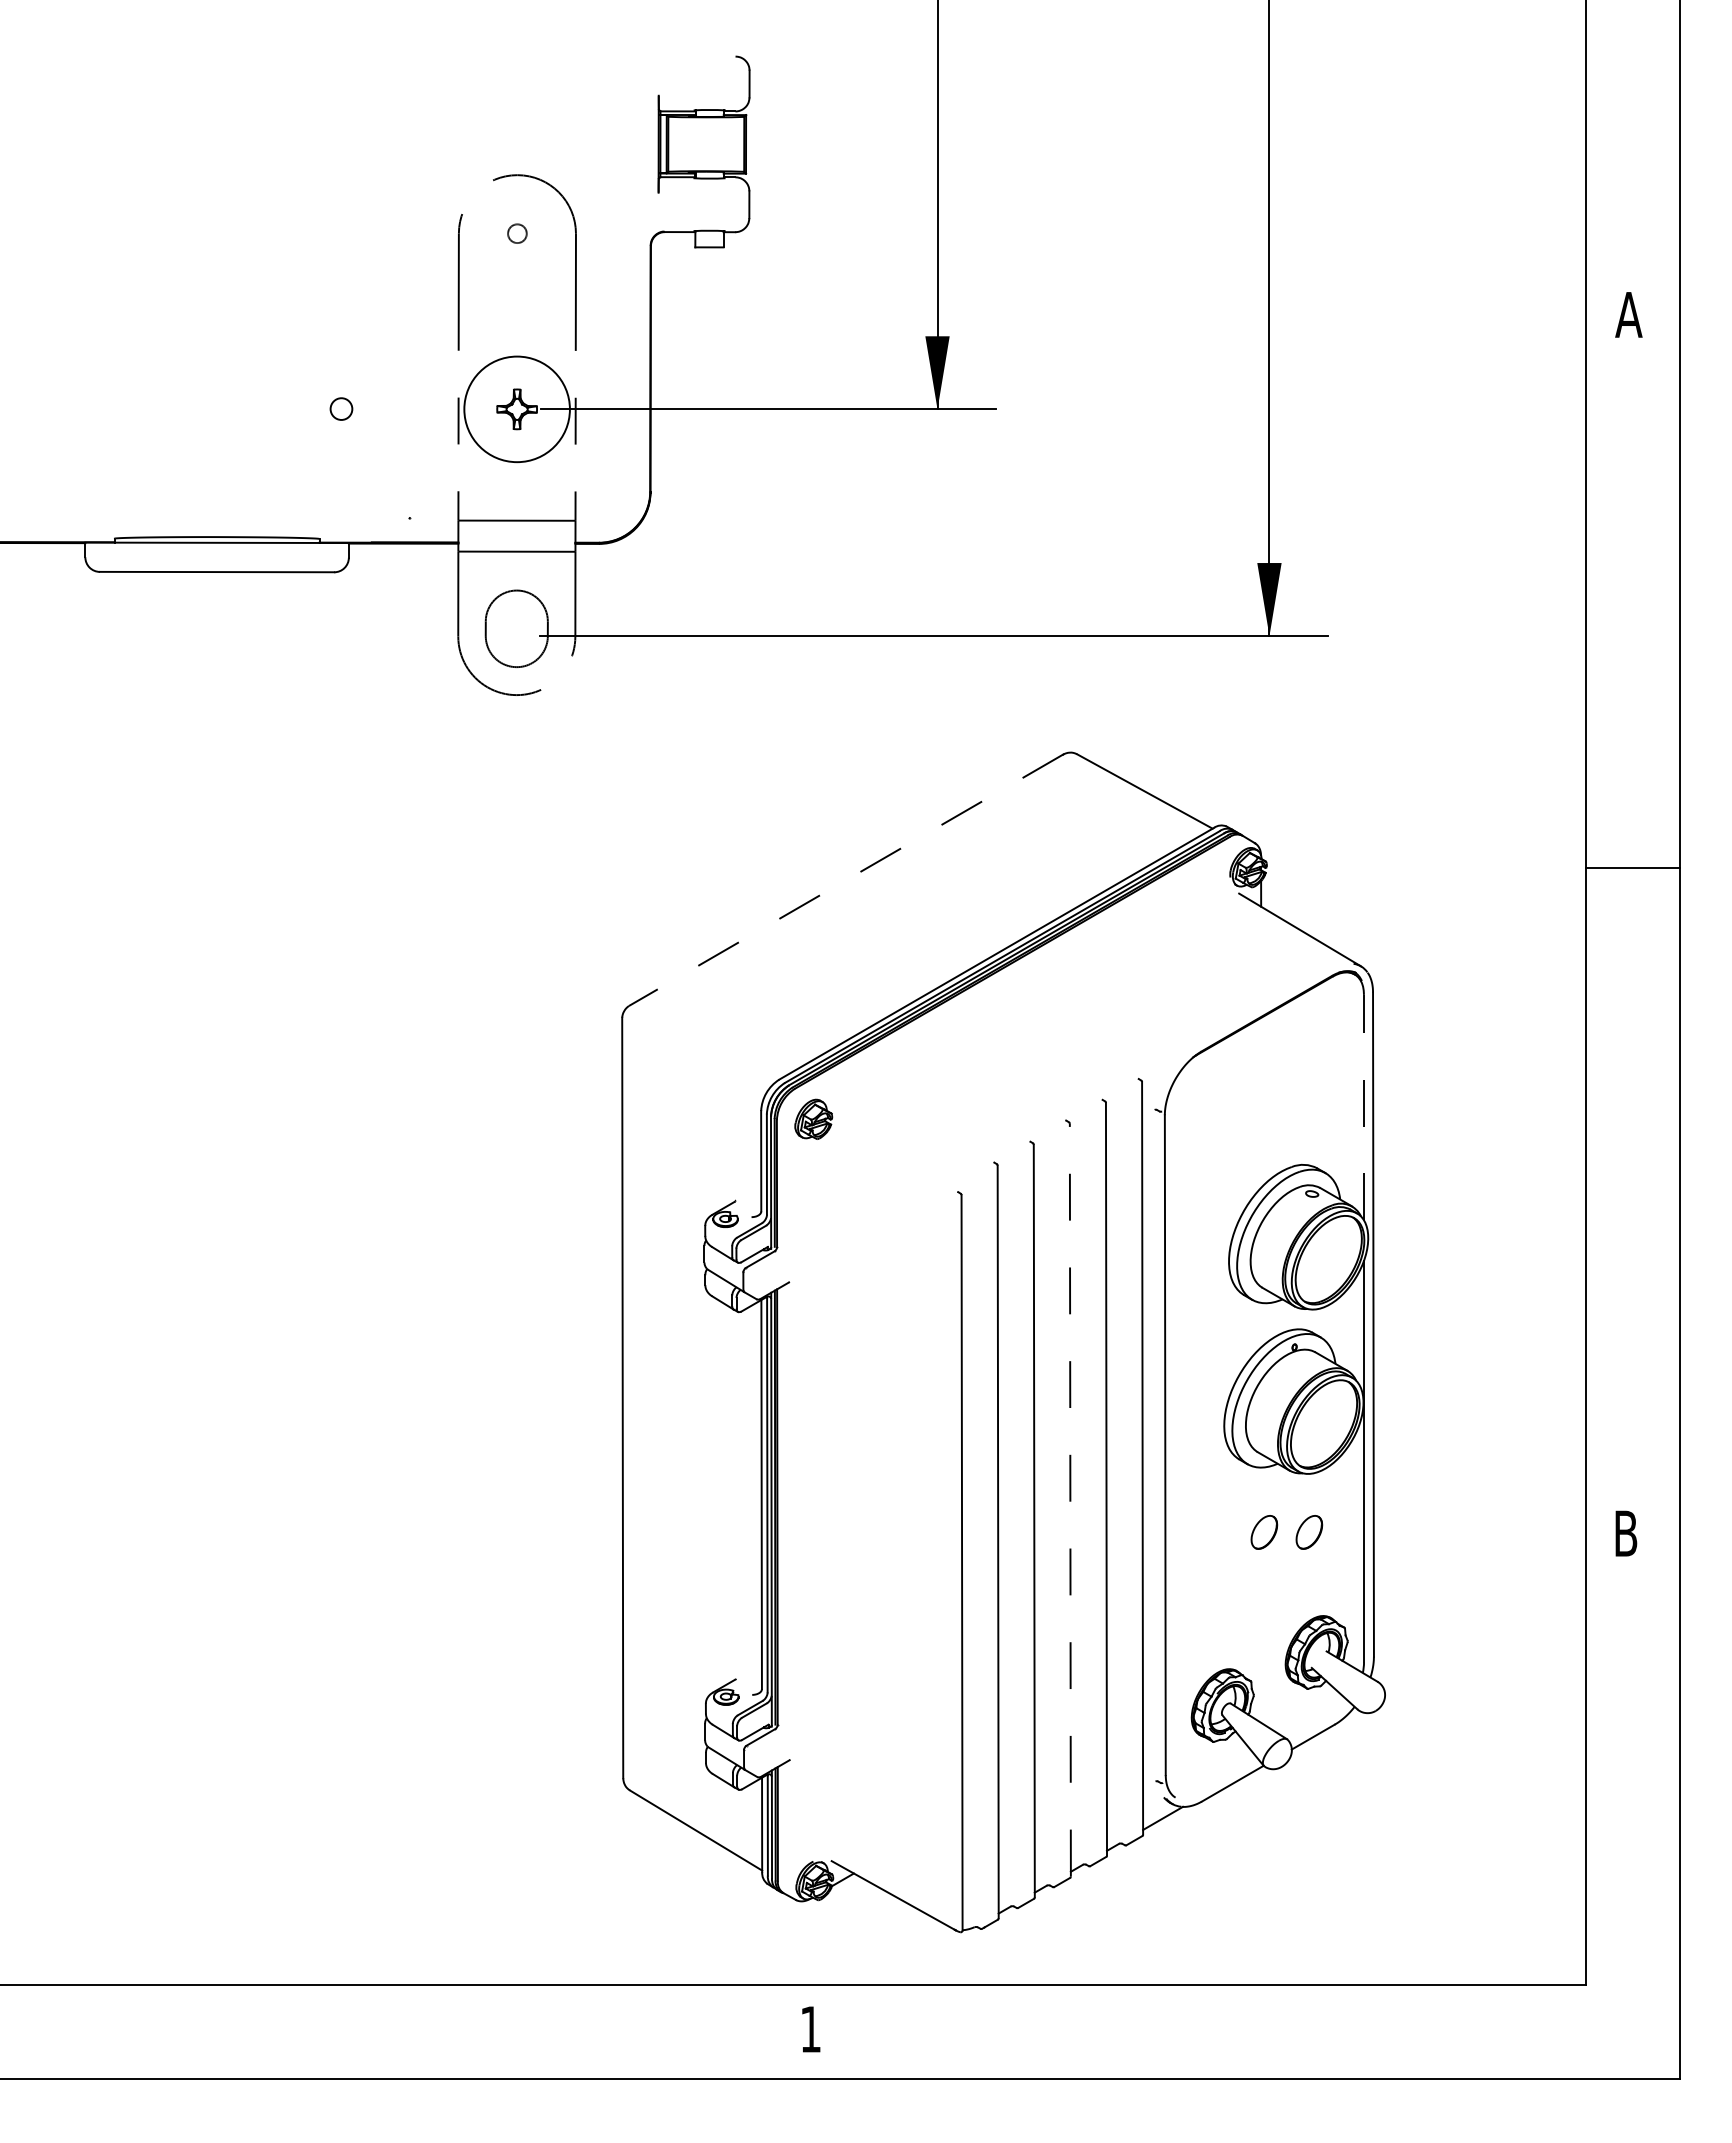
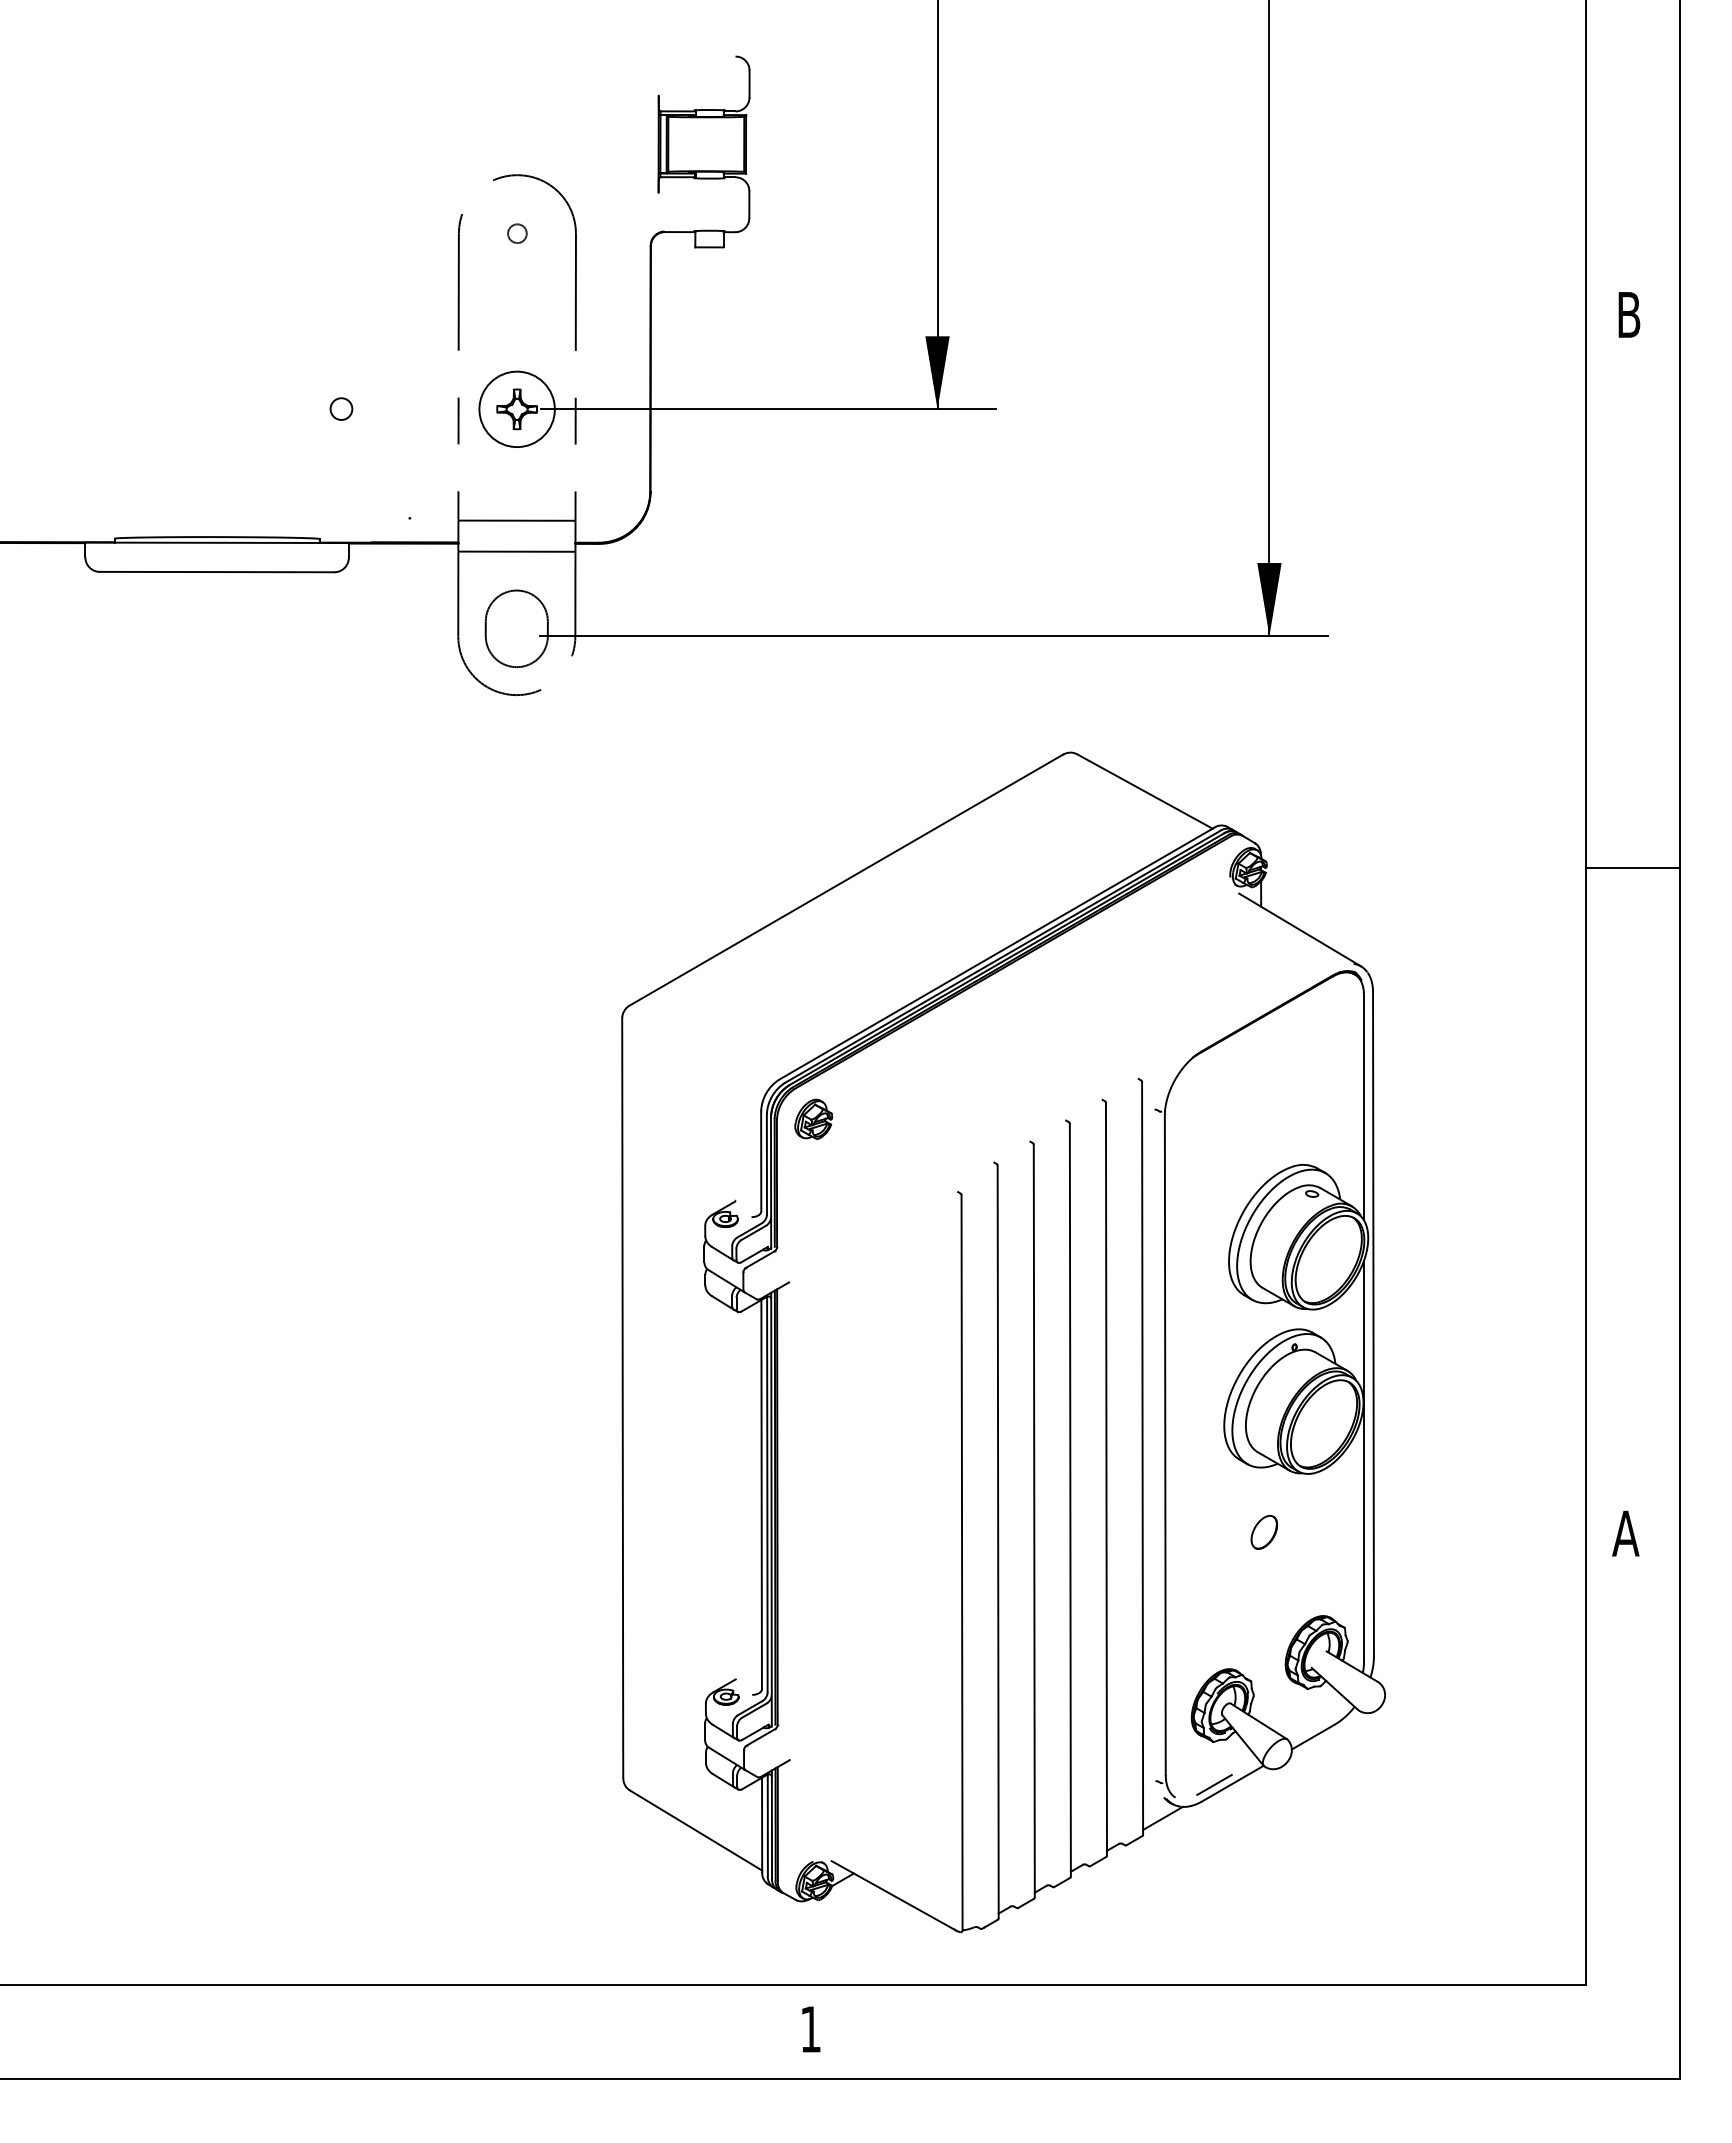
text: A -> B (1628, 314)
circle diameter: 106 px -> 75 px (516, 409)
line: dashed -> solid (846, 880)
line: dashed -> solid (1363, 1107)
line: dashed -> solid (1070, 1499)
part: present -> none (1309, 1532)
text: B -> A (1625, 1533)
line: none -> present (1214, 1784)
